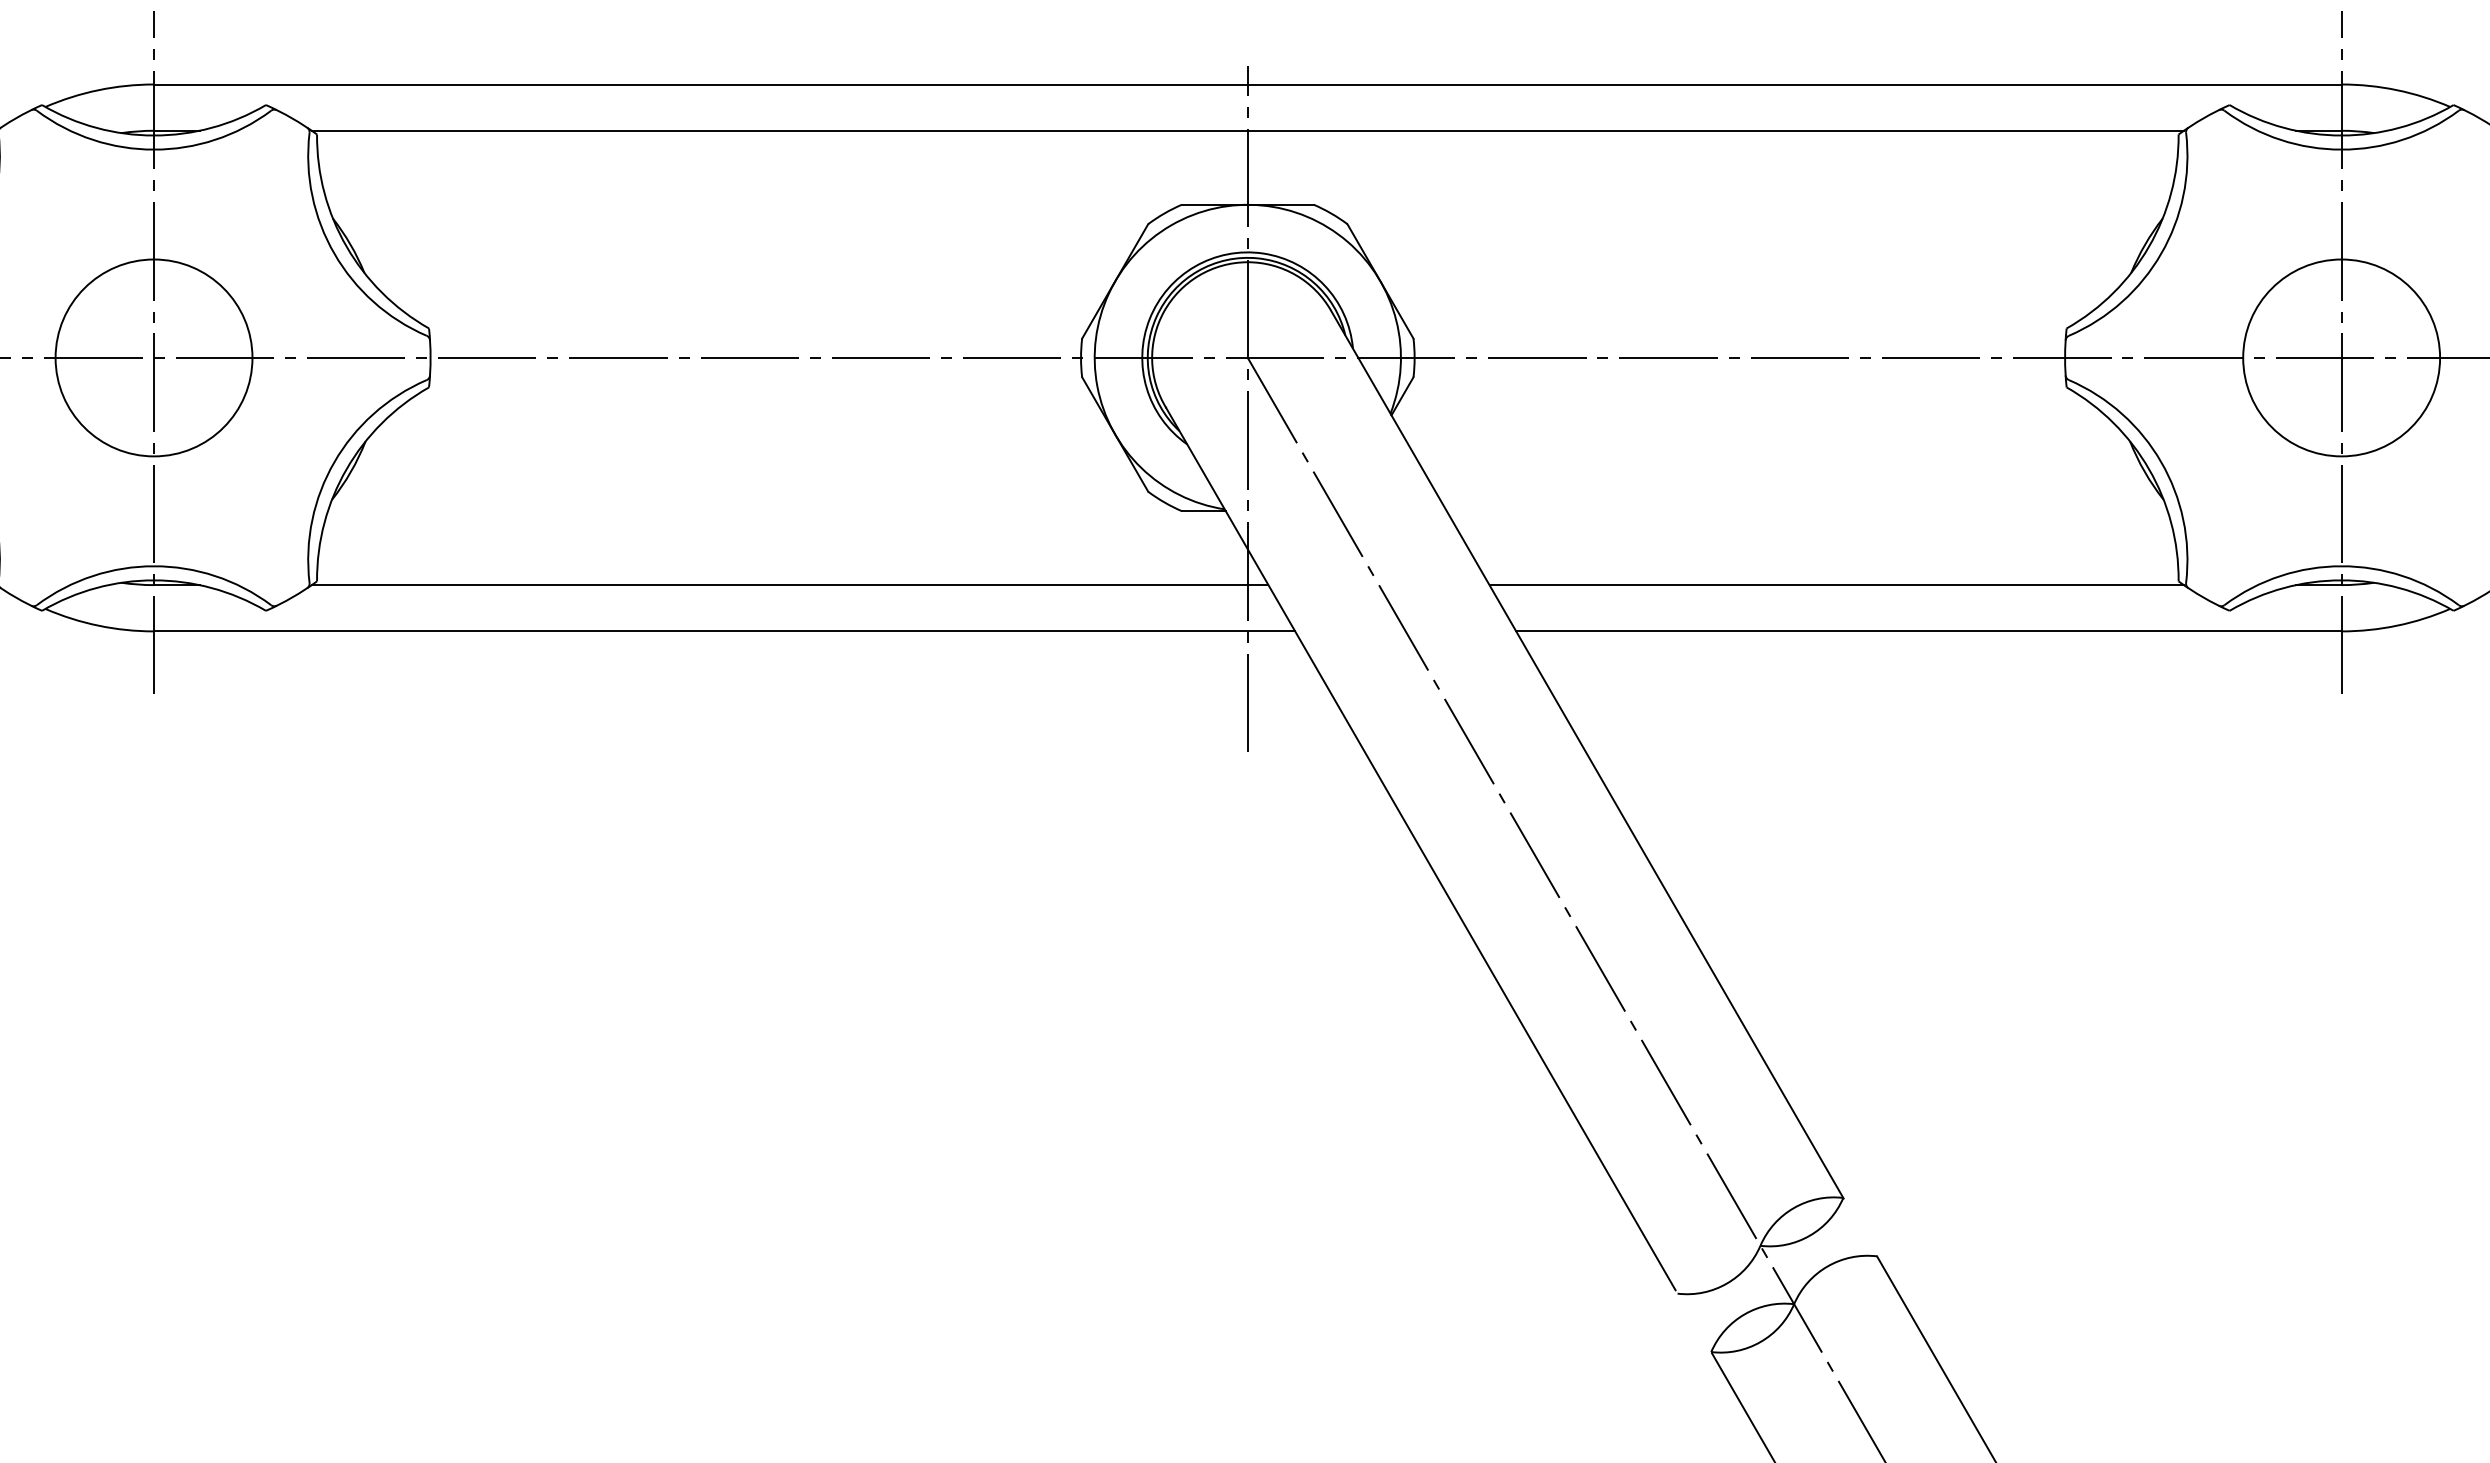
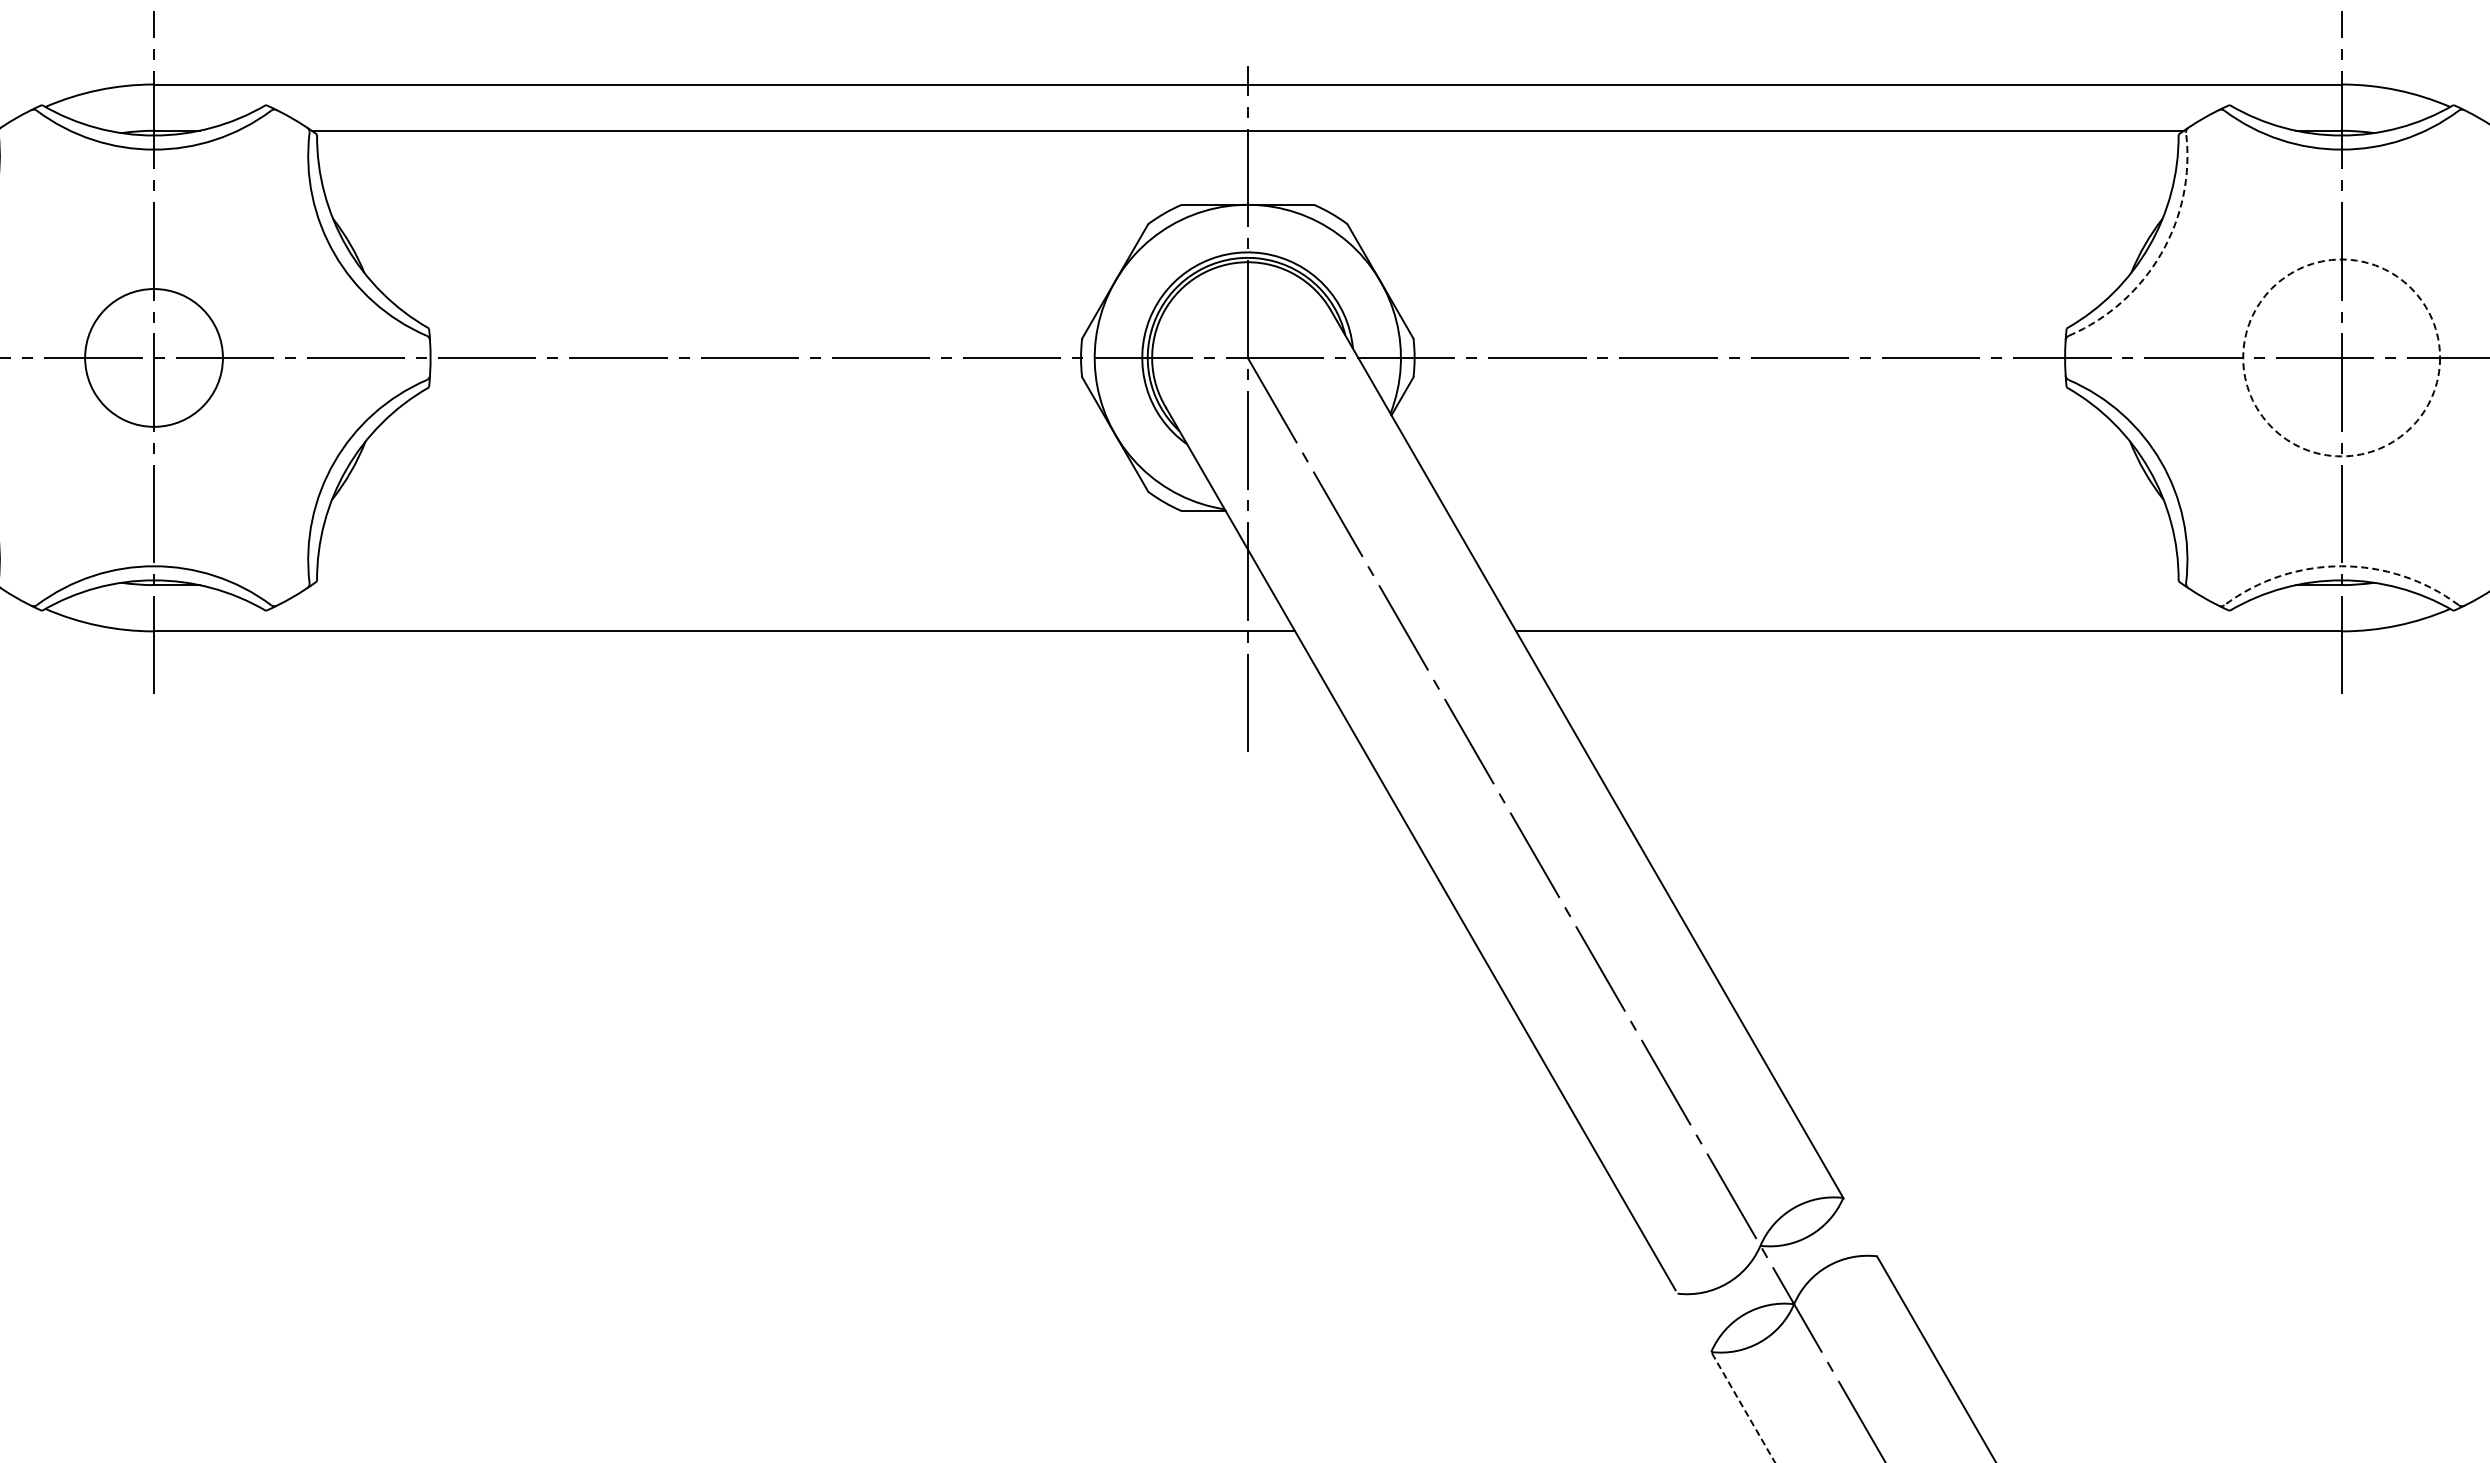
arc: solid -> dashed (2161, 253)
circle diameter: 197 px -> 138 px (153, 357)
circle: solid -> dashed (2341, 357)
arc: solid -> dashed (2341, 566)
line: present -> none (789, 585)
line: present -> none (1836, 585)
line: solid -> dashed (1743, 1407)
